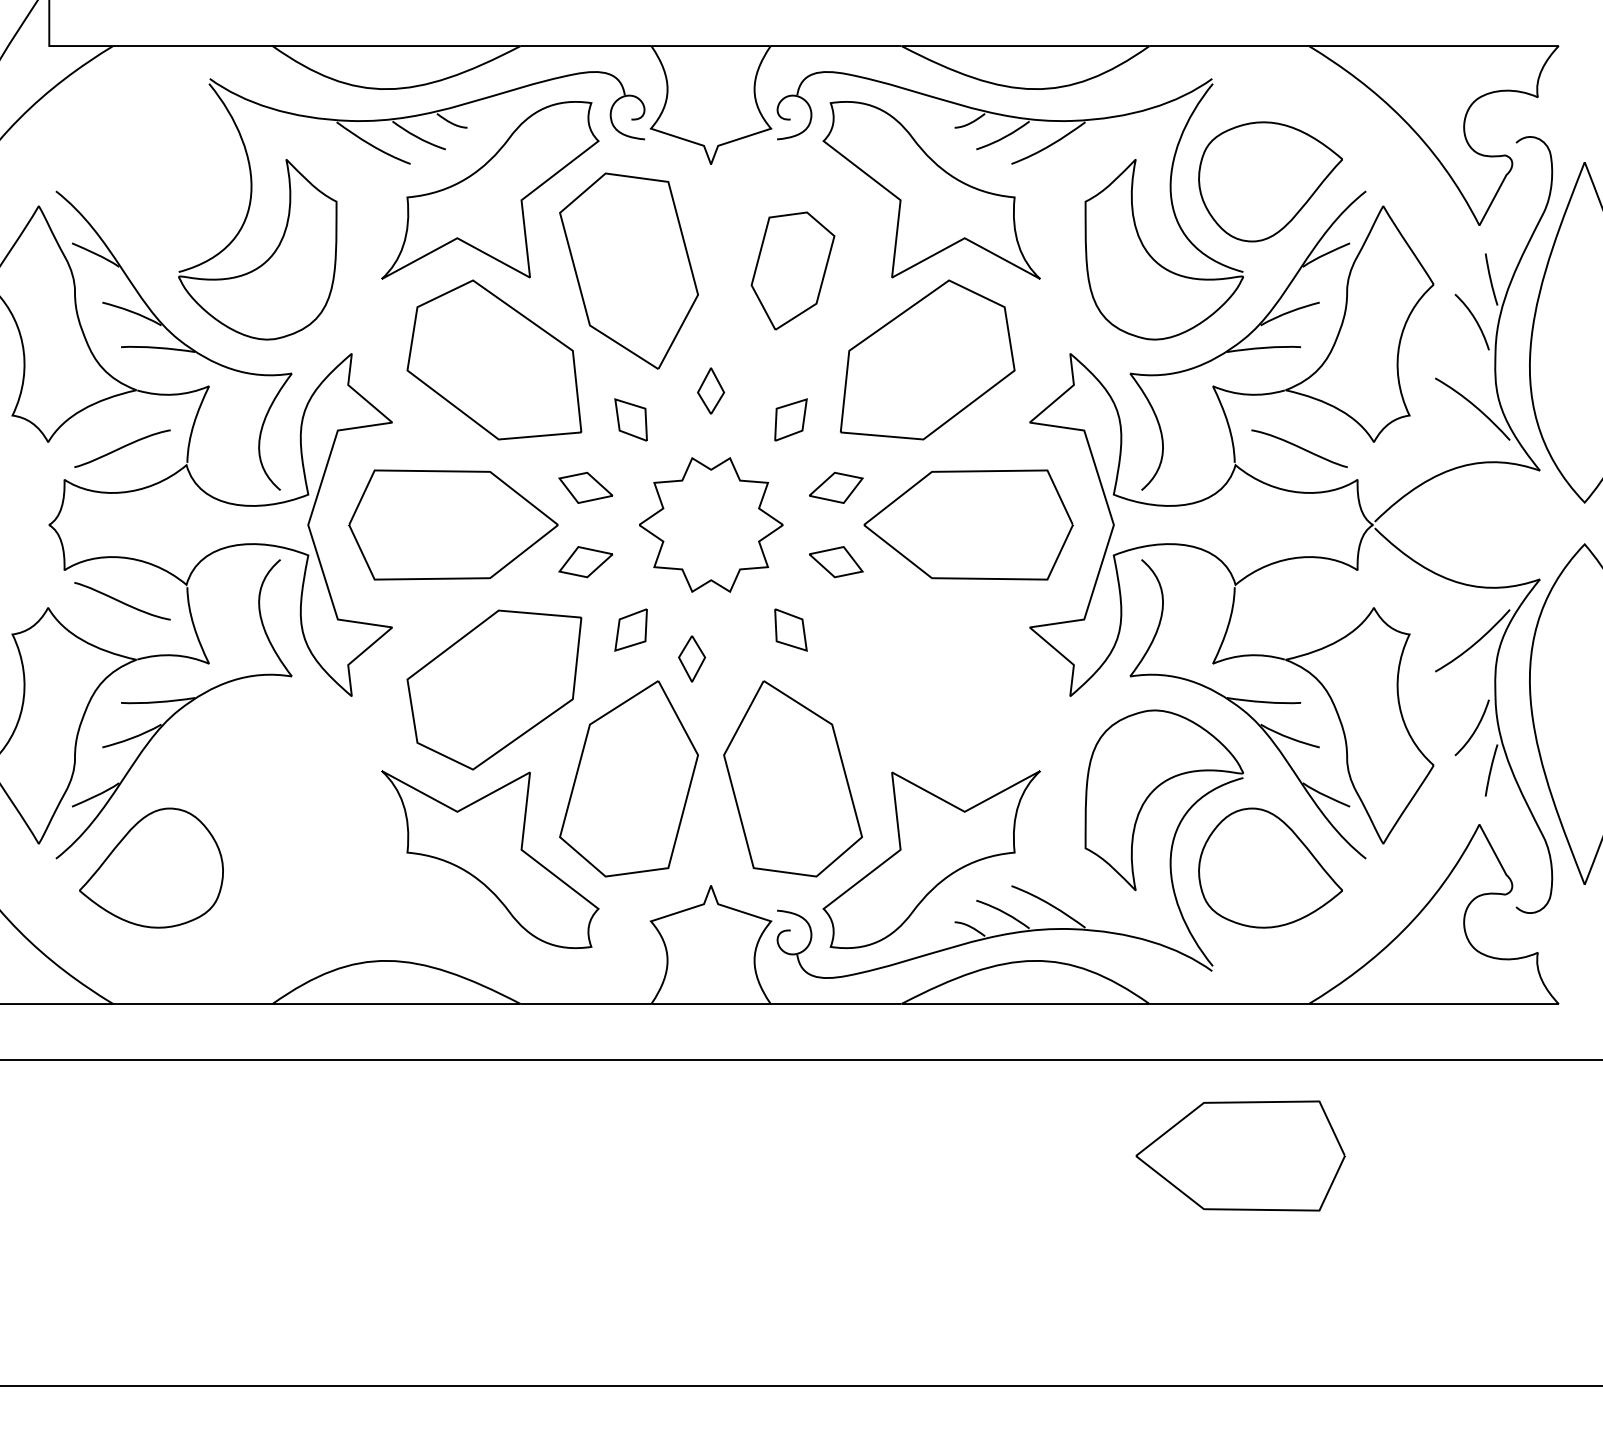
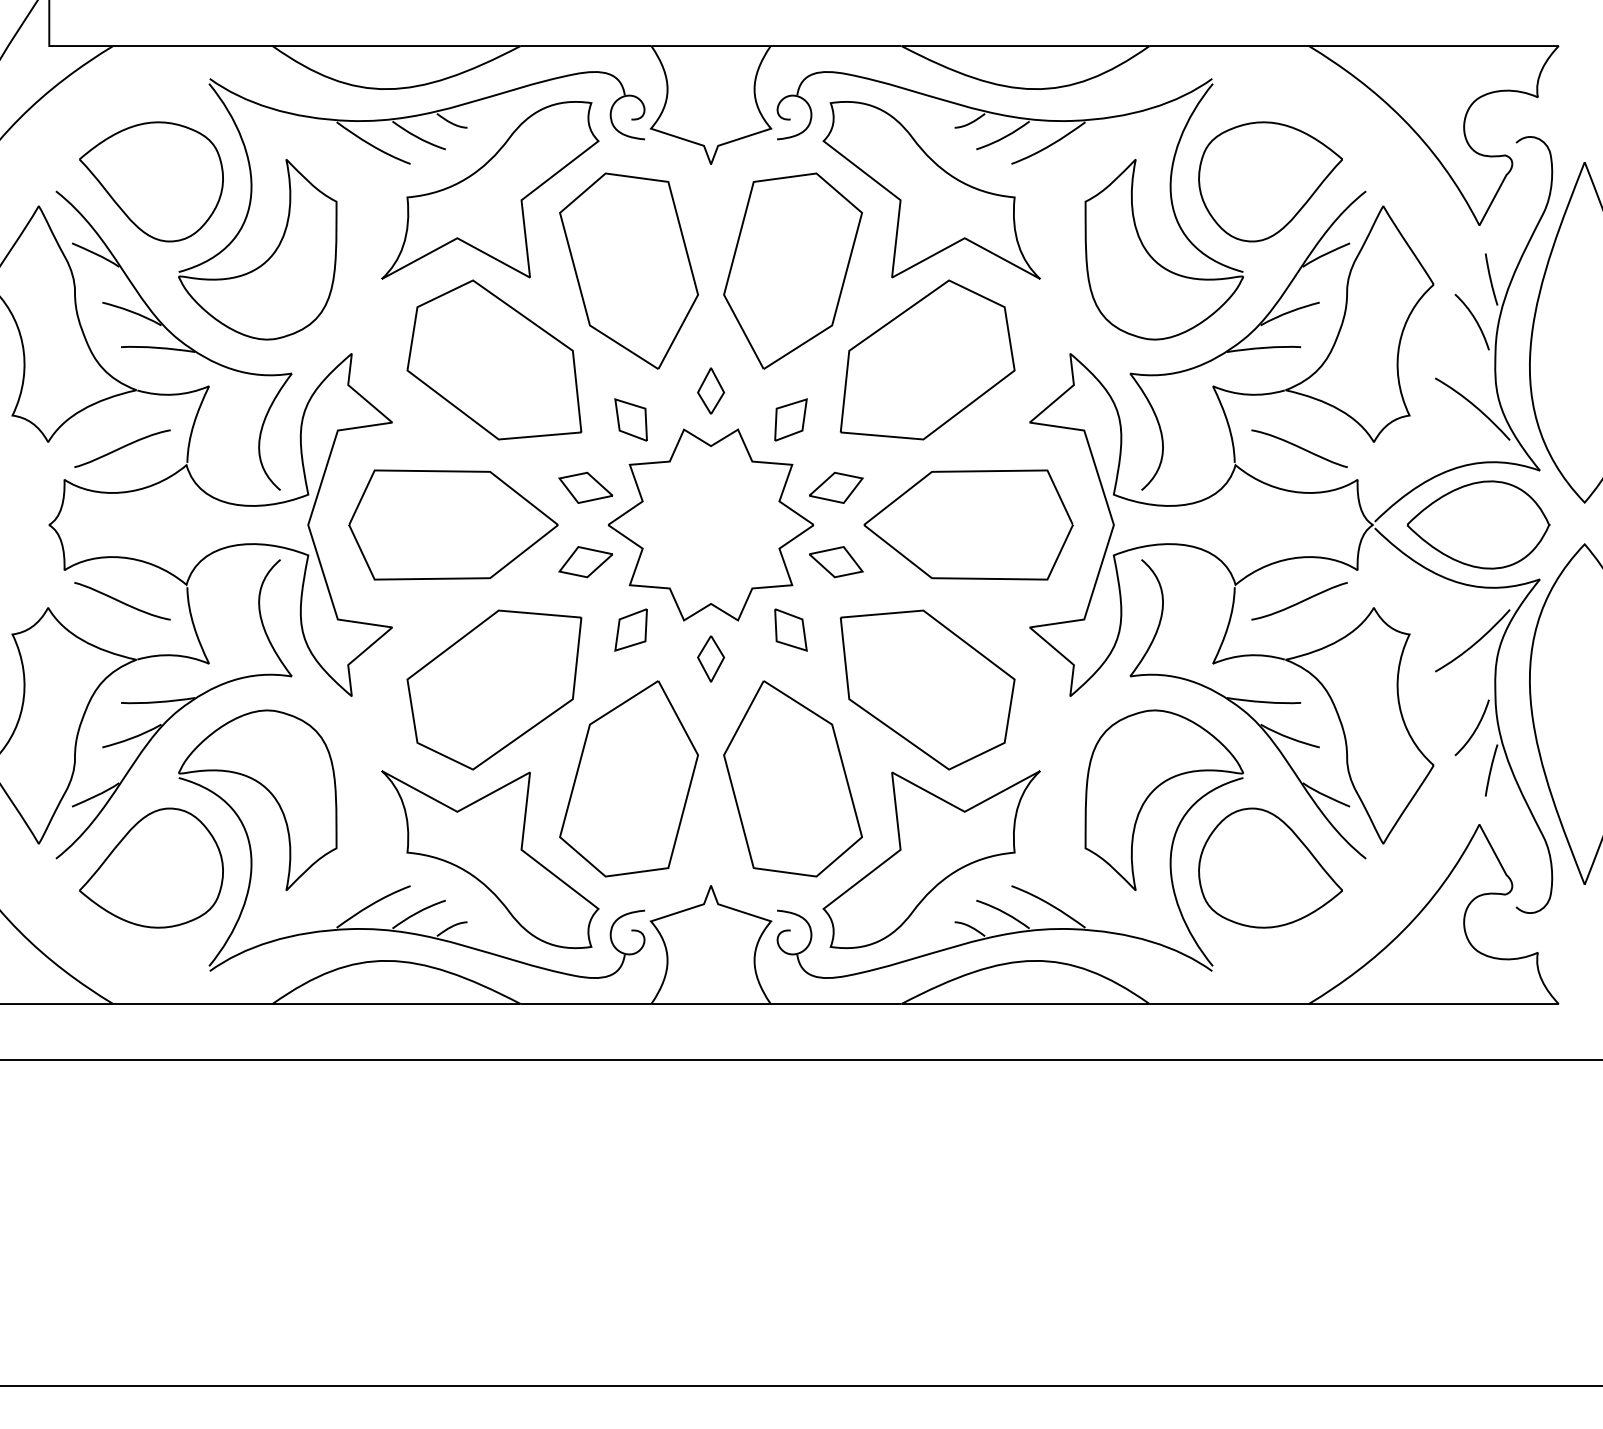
part: none -> present (151, 181)
part size: 86x120 px -> 140x198 px (792, 270)
part size: 145x136 px -> 207x194 px (711, 524)
part: none -> present (1478, 524)
curve: none -> present (1299, 601)
part position: (692, 658) -> (711, 658) (711, 658)
part: none -> present (927, 689)
part: none -> present (410, 885)
part: present -> none (1240, 1155)
